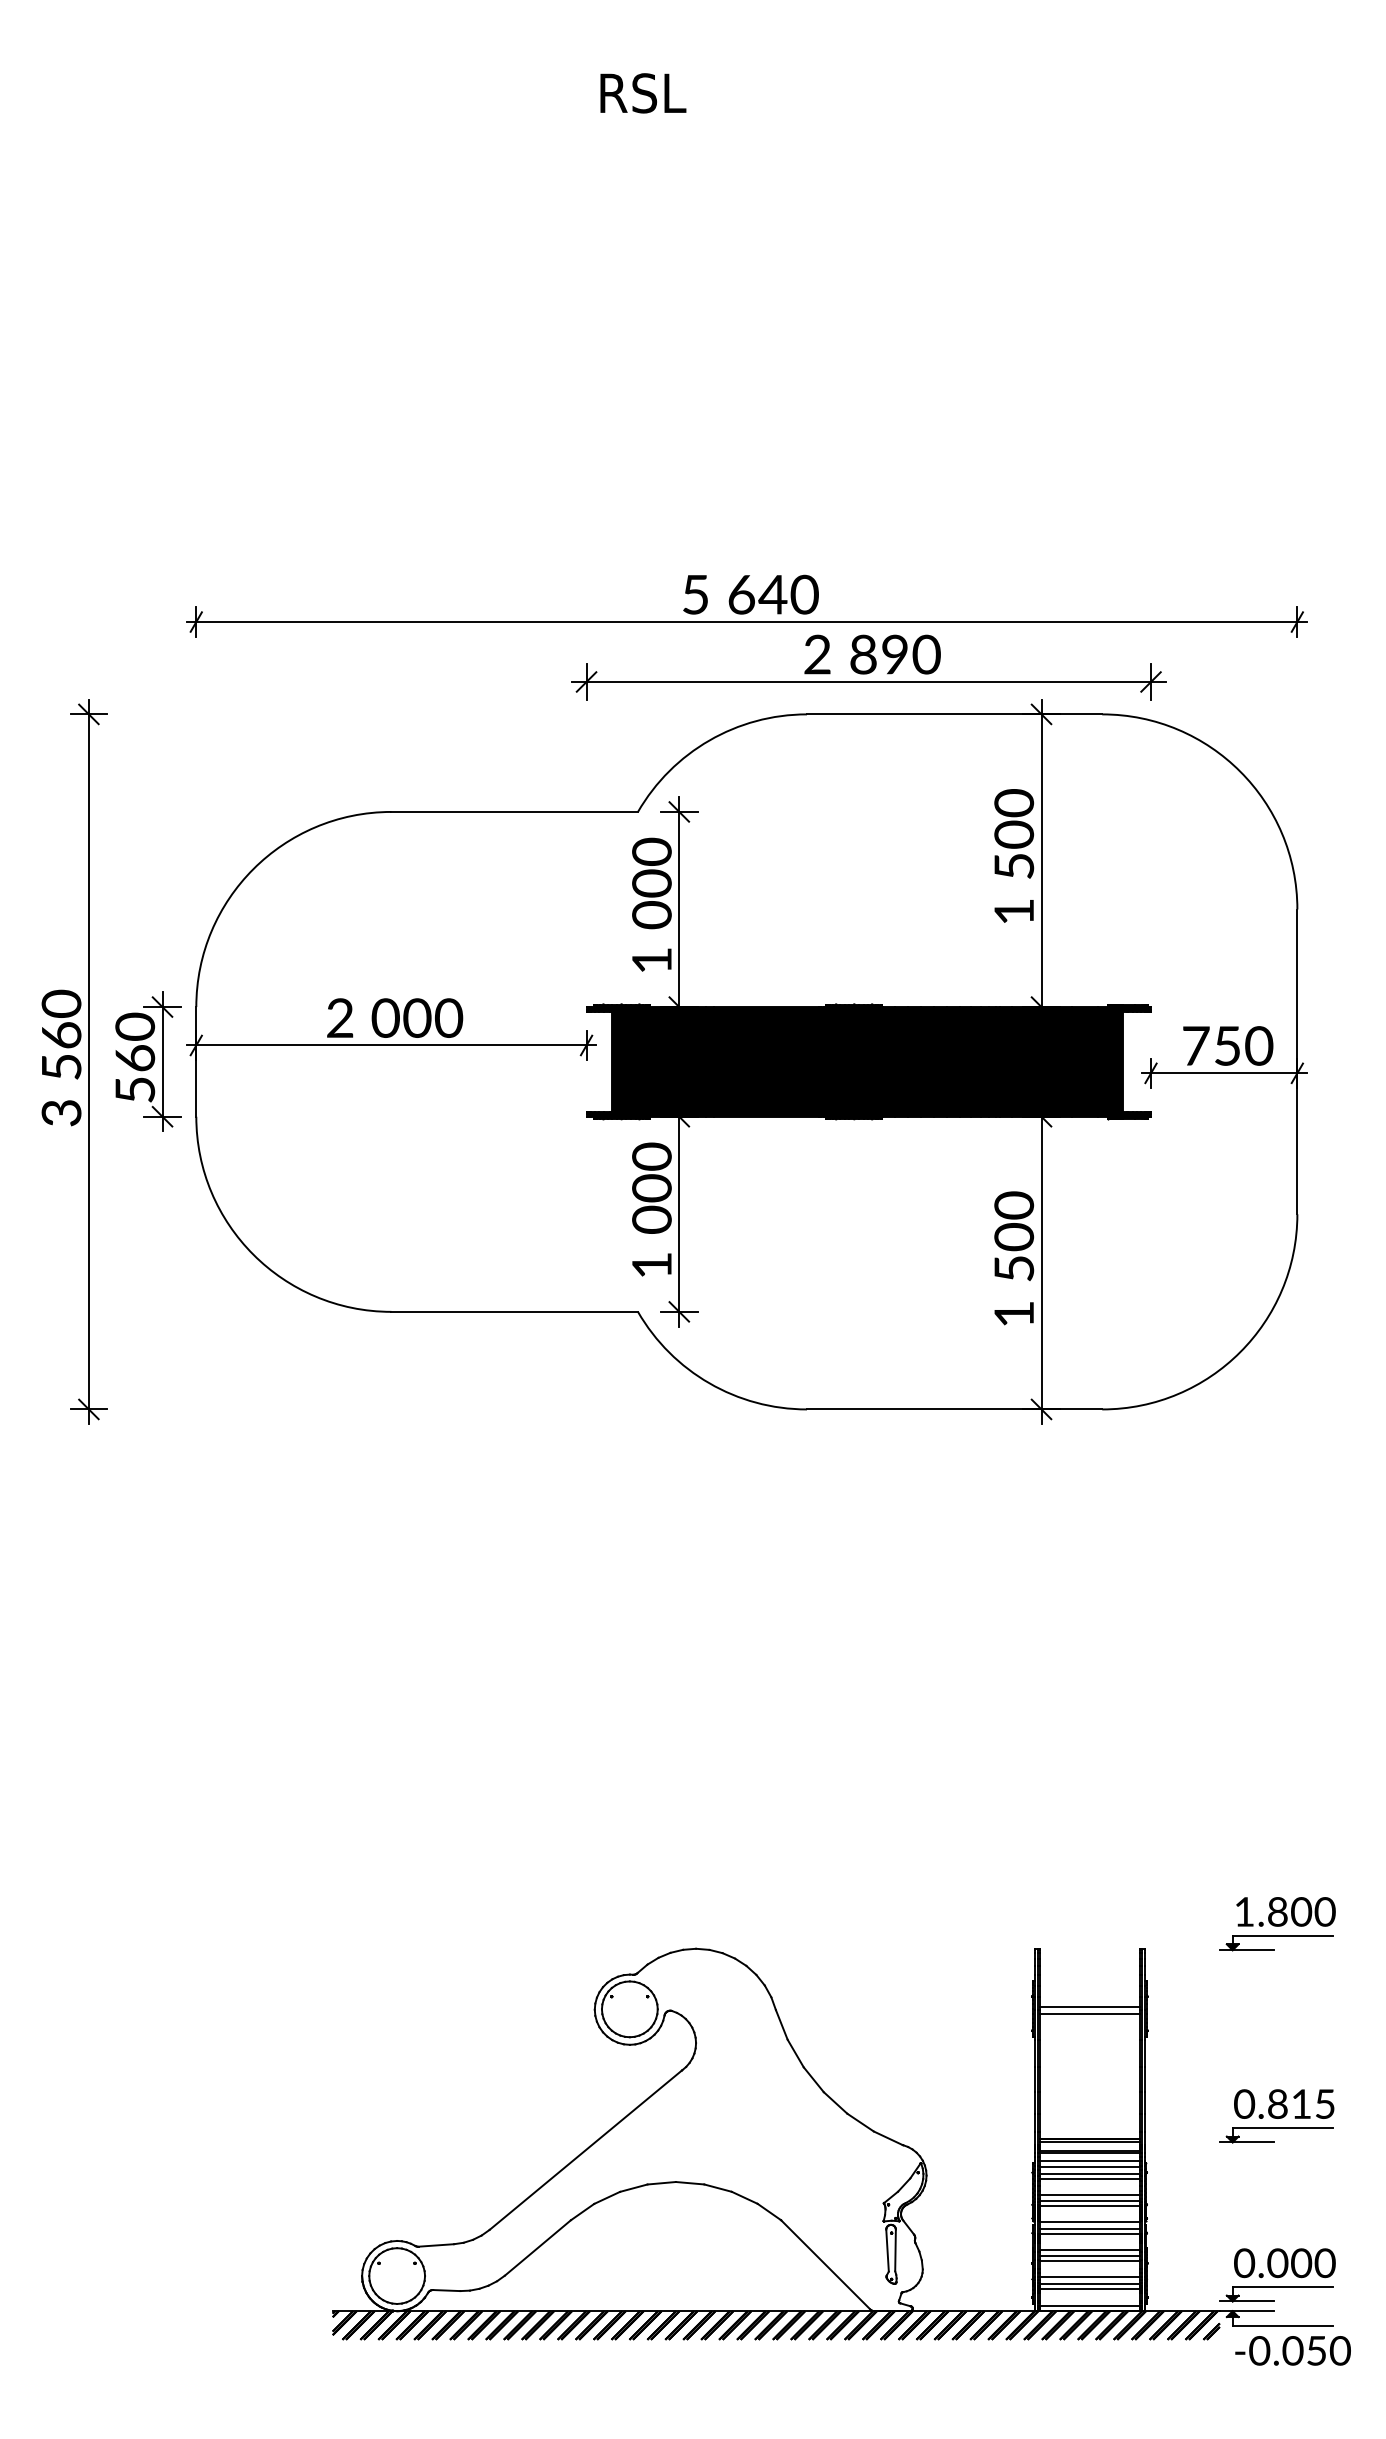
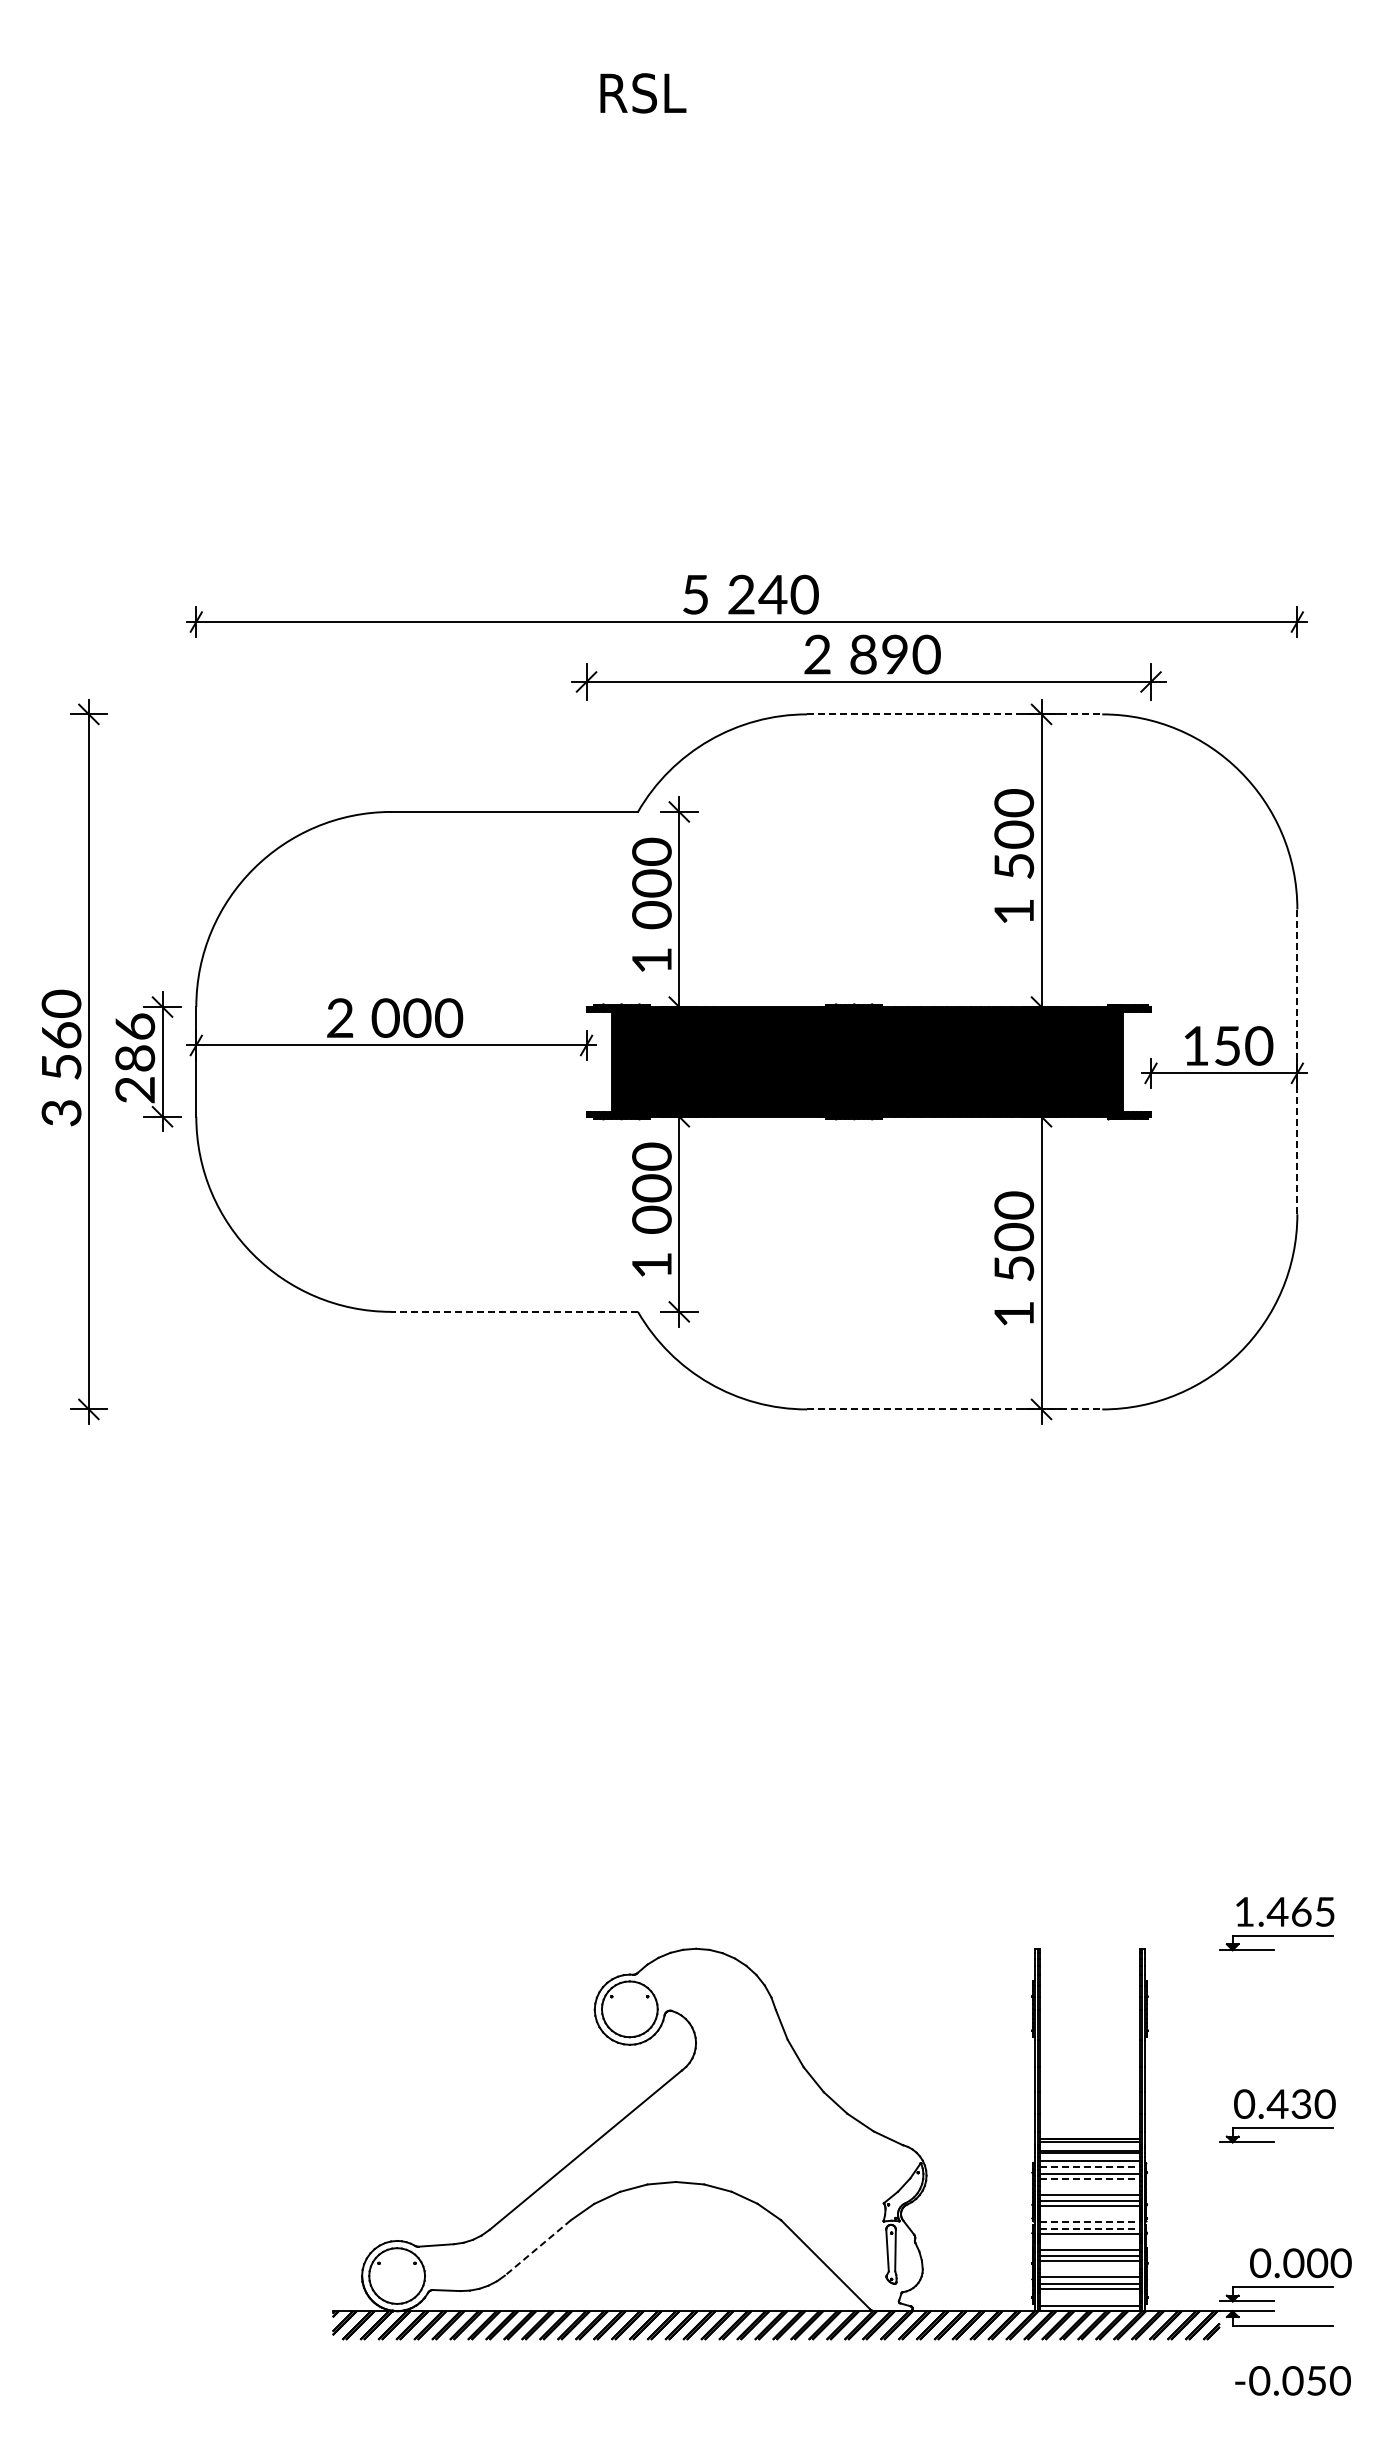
text: 640 -> 240 (741, 594)
line: solid -> dashed (954, 714)
text: 750 -> 150 (1196, 1045)
text: 560 -> 286 (135, 1057)
line: solid -> dashed (1297, 1062)
line: solid -> dashed (514, 1311)
line: solid -> dashed (954, 1409)
text: 1.800 -> 1.465 (1300, 1911)
line: present -> none (1089, 2006)
line: present -> none (1089, 2013)
text: 0.815 -> 0.430 (1300, 2103)
line: solid -> dashed (1090, 2166)
line: solid -> dashed (1090, 2178)
line: solid -> dashed (1090, 2221)
line: solid -> dashed (1090, 2228)
line: solid -> dashed (537, 2248)
text position: (1284, 2263) -> (1300, 2263) (1300, 2263)
text position: (1292, 2350) -> (1292, 2380) (1292, 2380)
